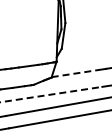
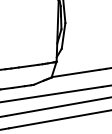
line: dashed -> solid (76, 73)
line: dashed -> solid (52, 94)
